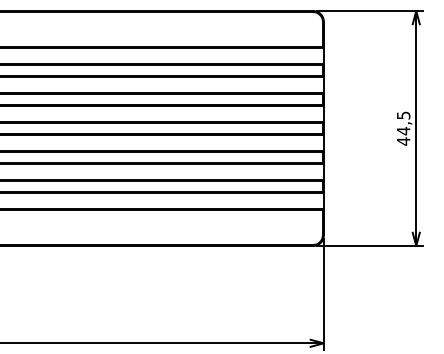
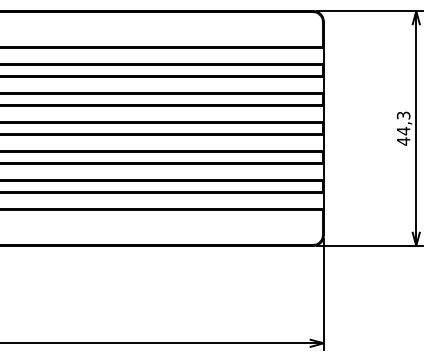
text: 44,5 -> 44,3 (402, 115)
